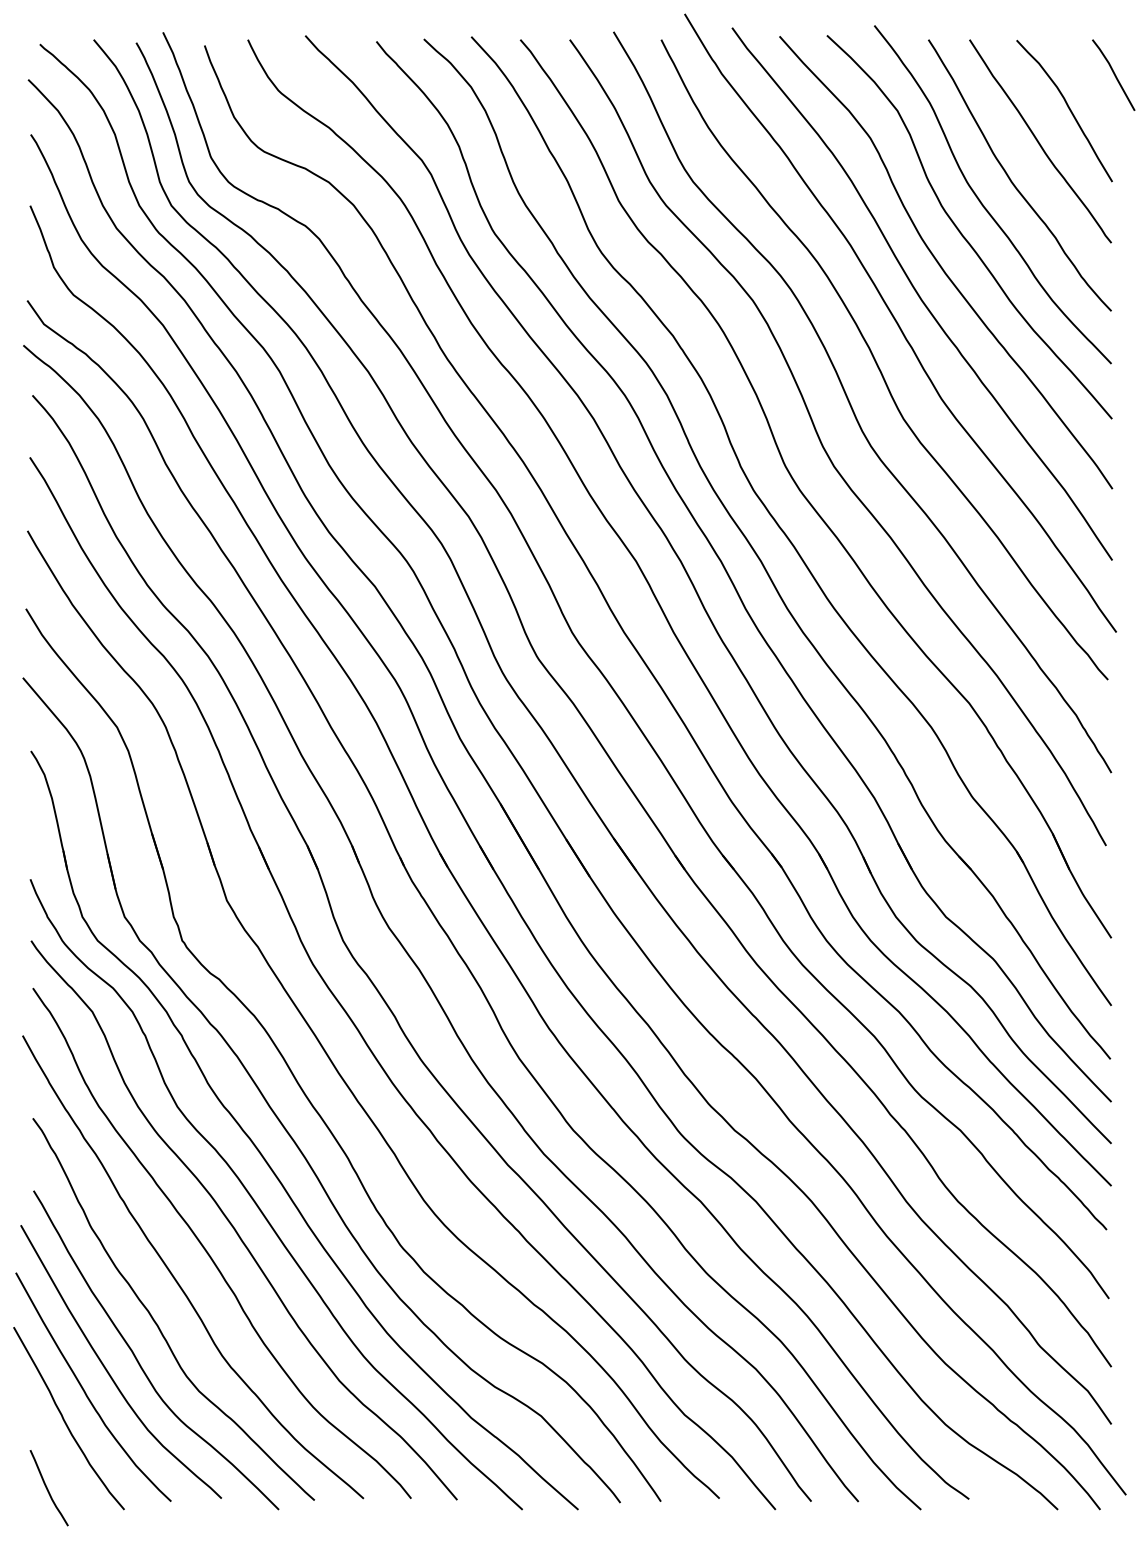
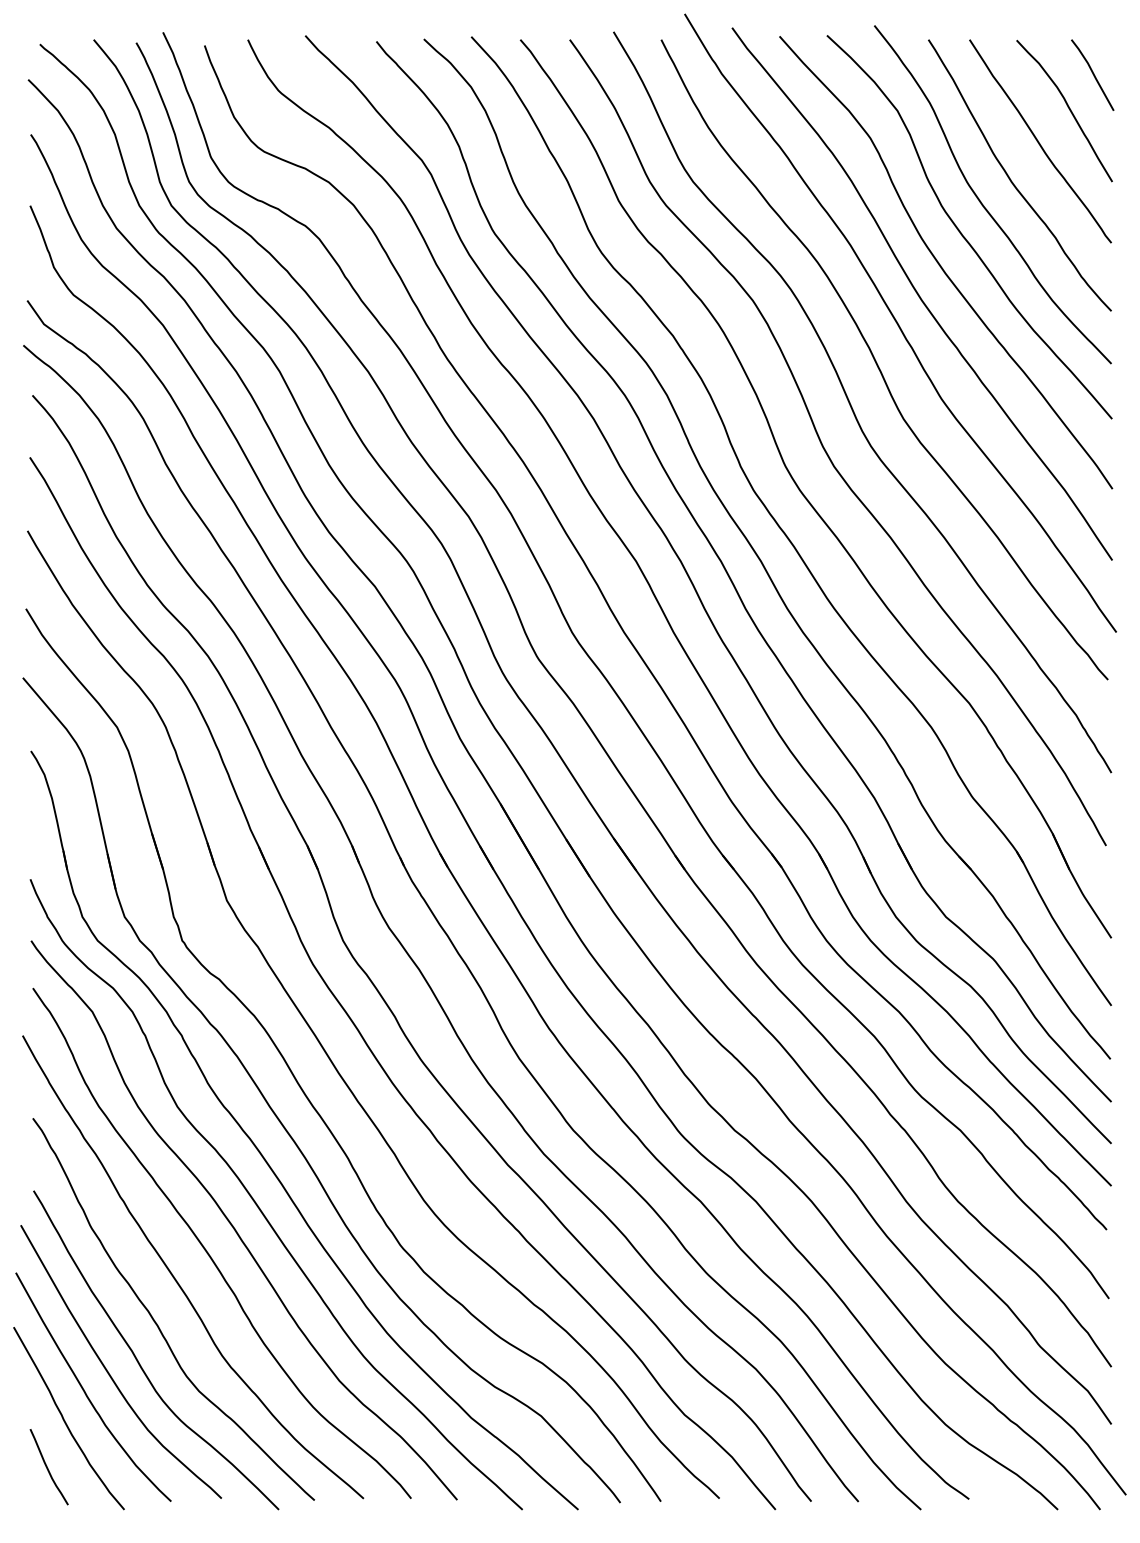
line position: (1113, 74) -> (1092, 74) (1092, 74)
curve position: (47, 1488) -> (47, 1467) (47, 1467)
